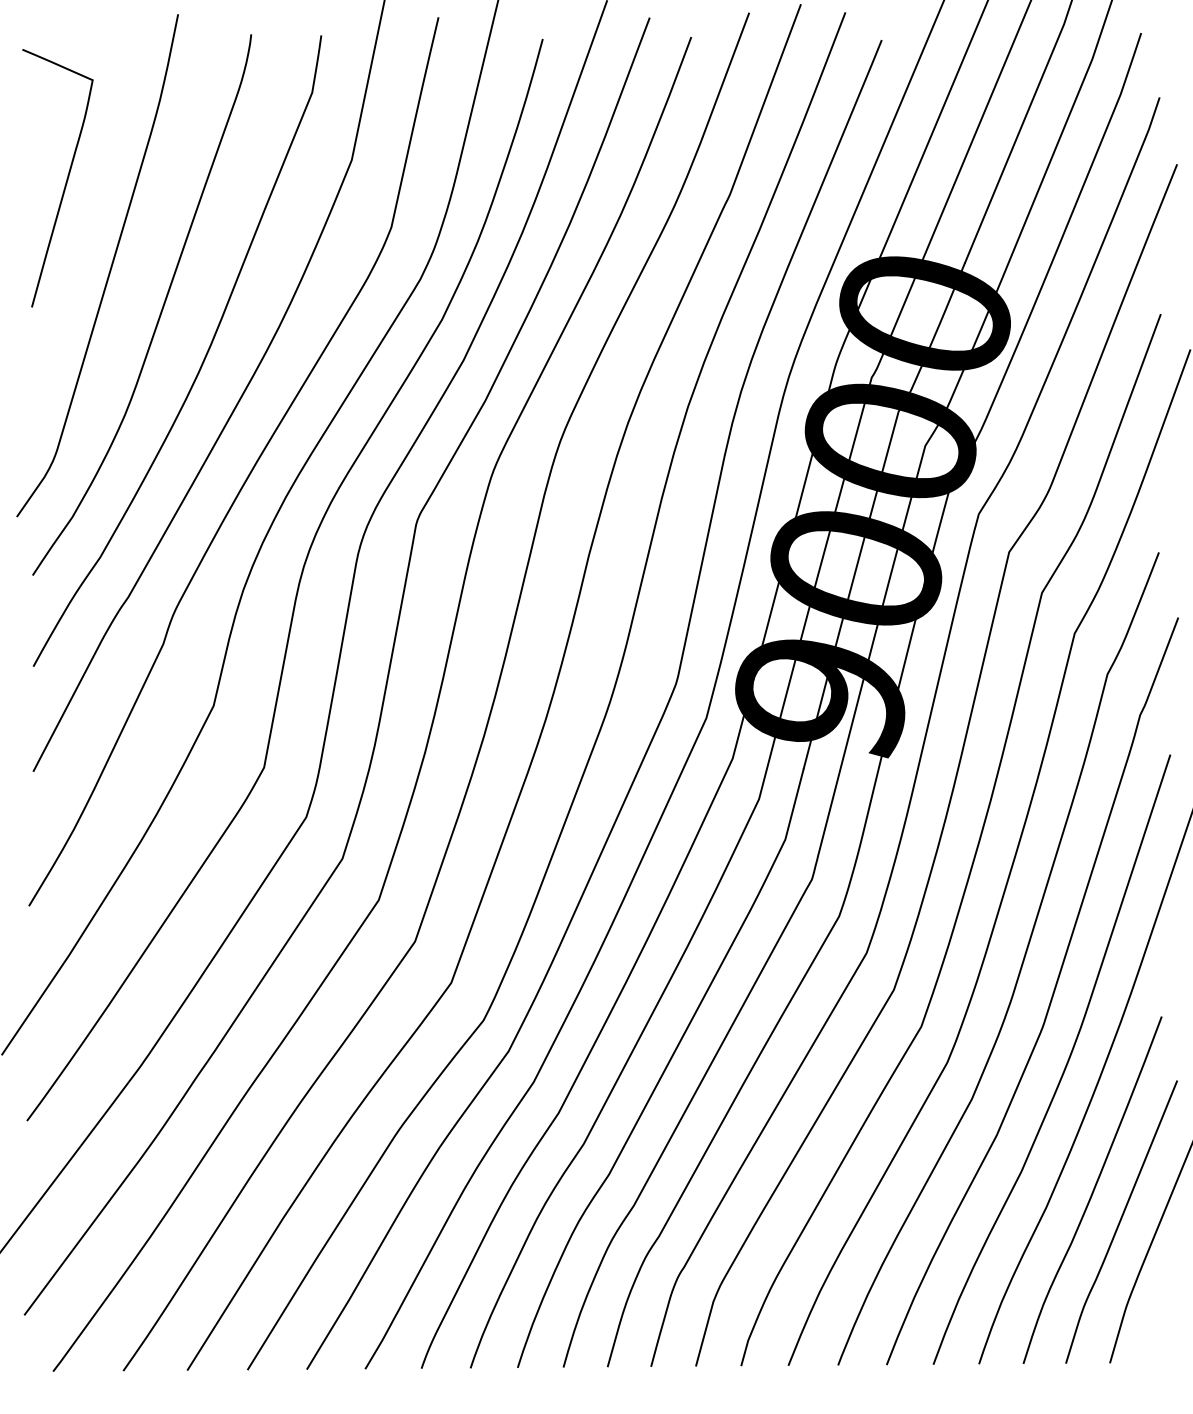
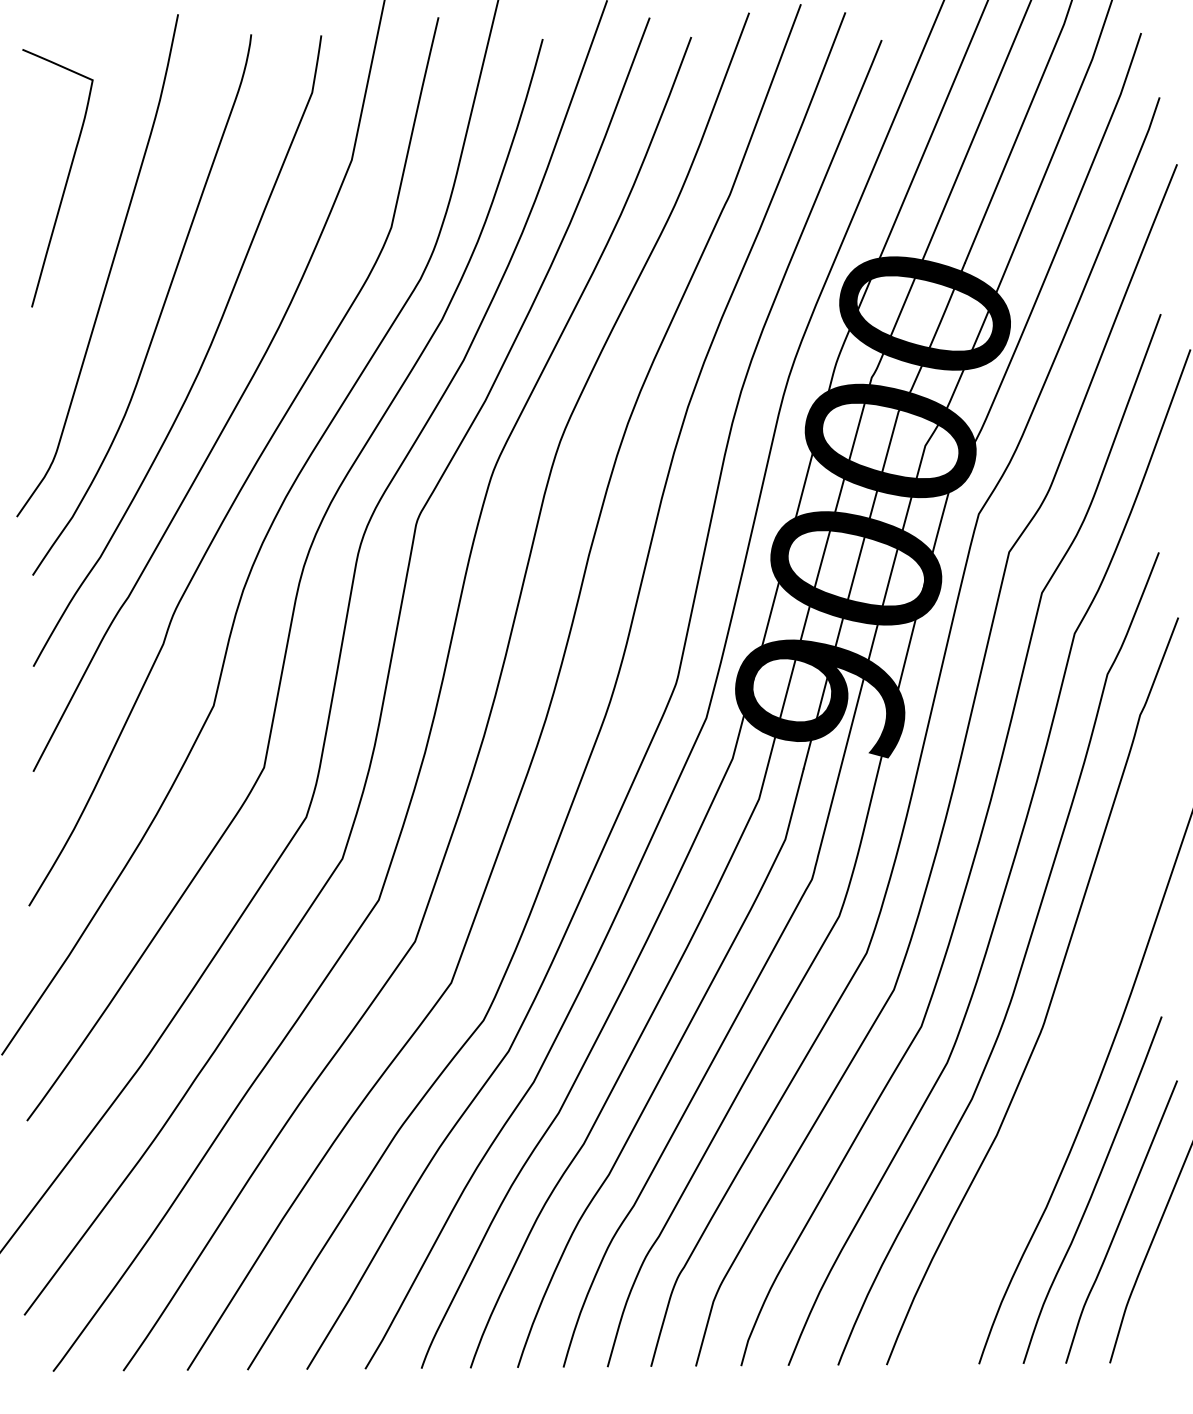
curve: present -> none (1065, 1065)
